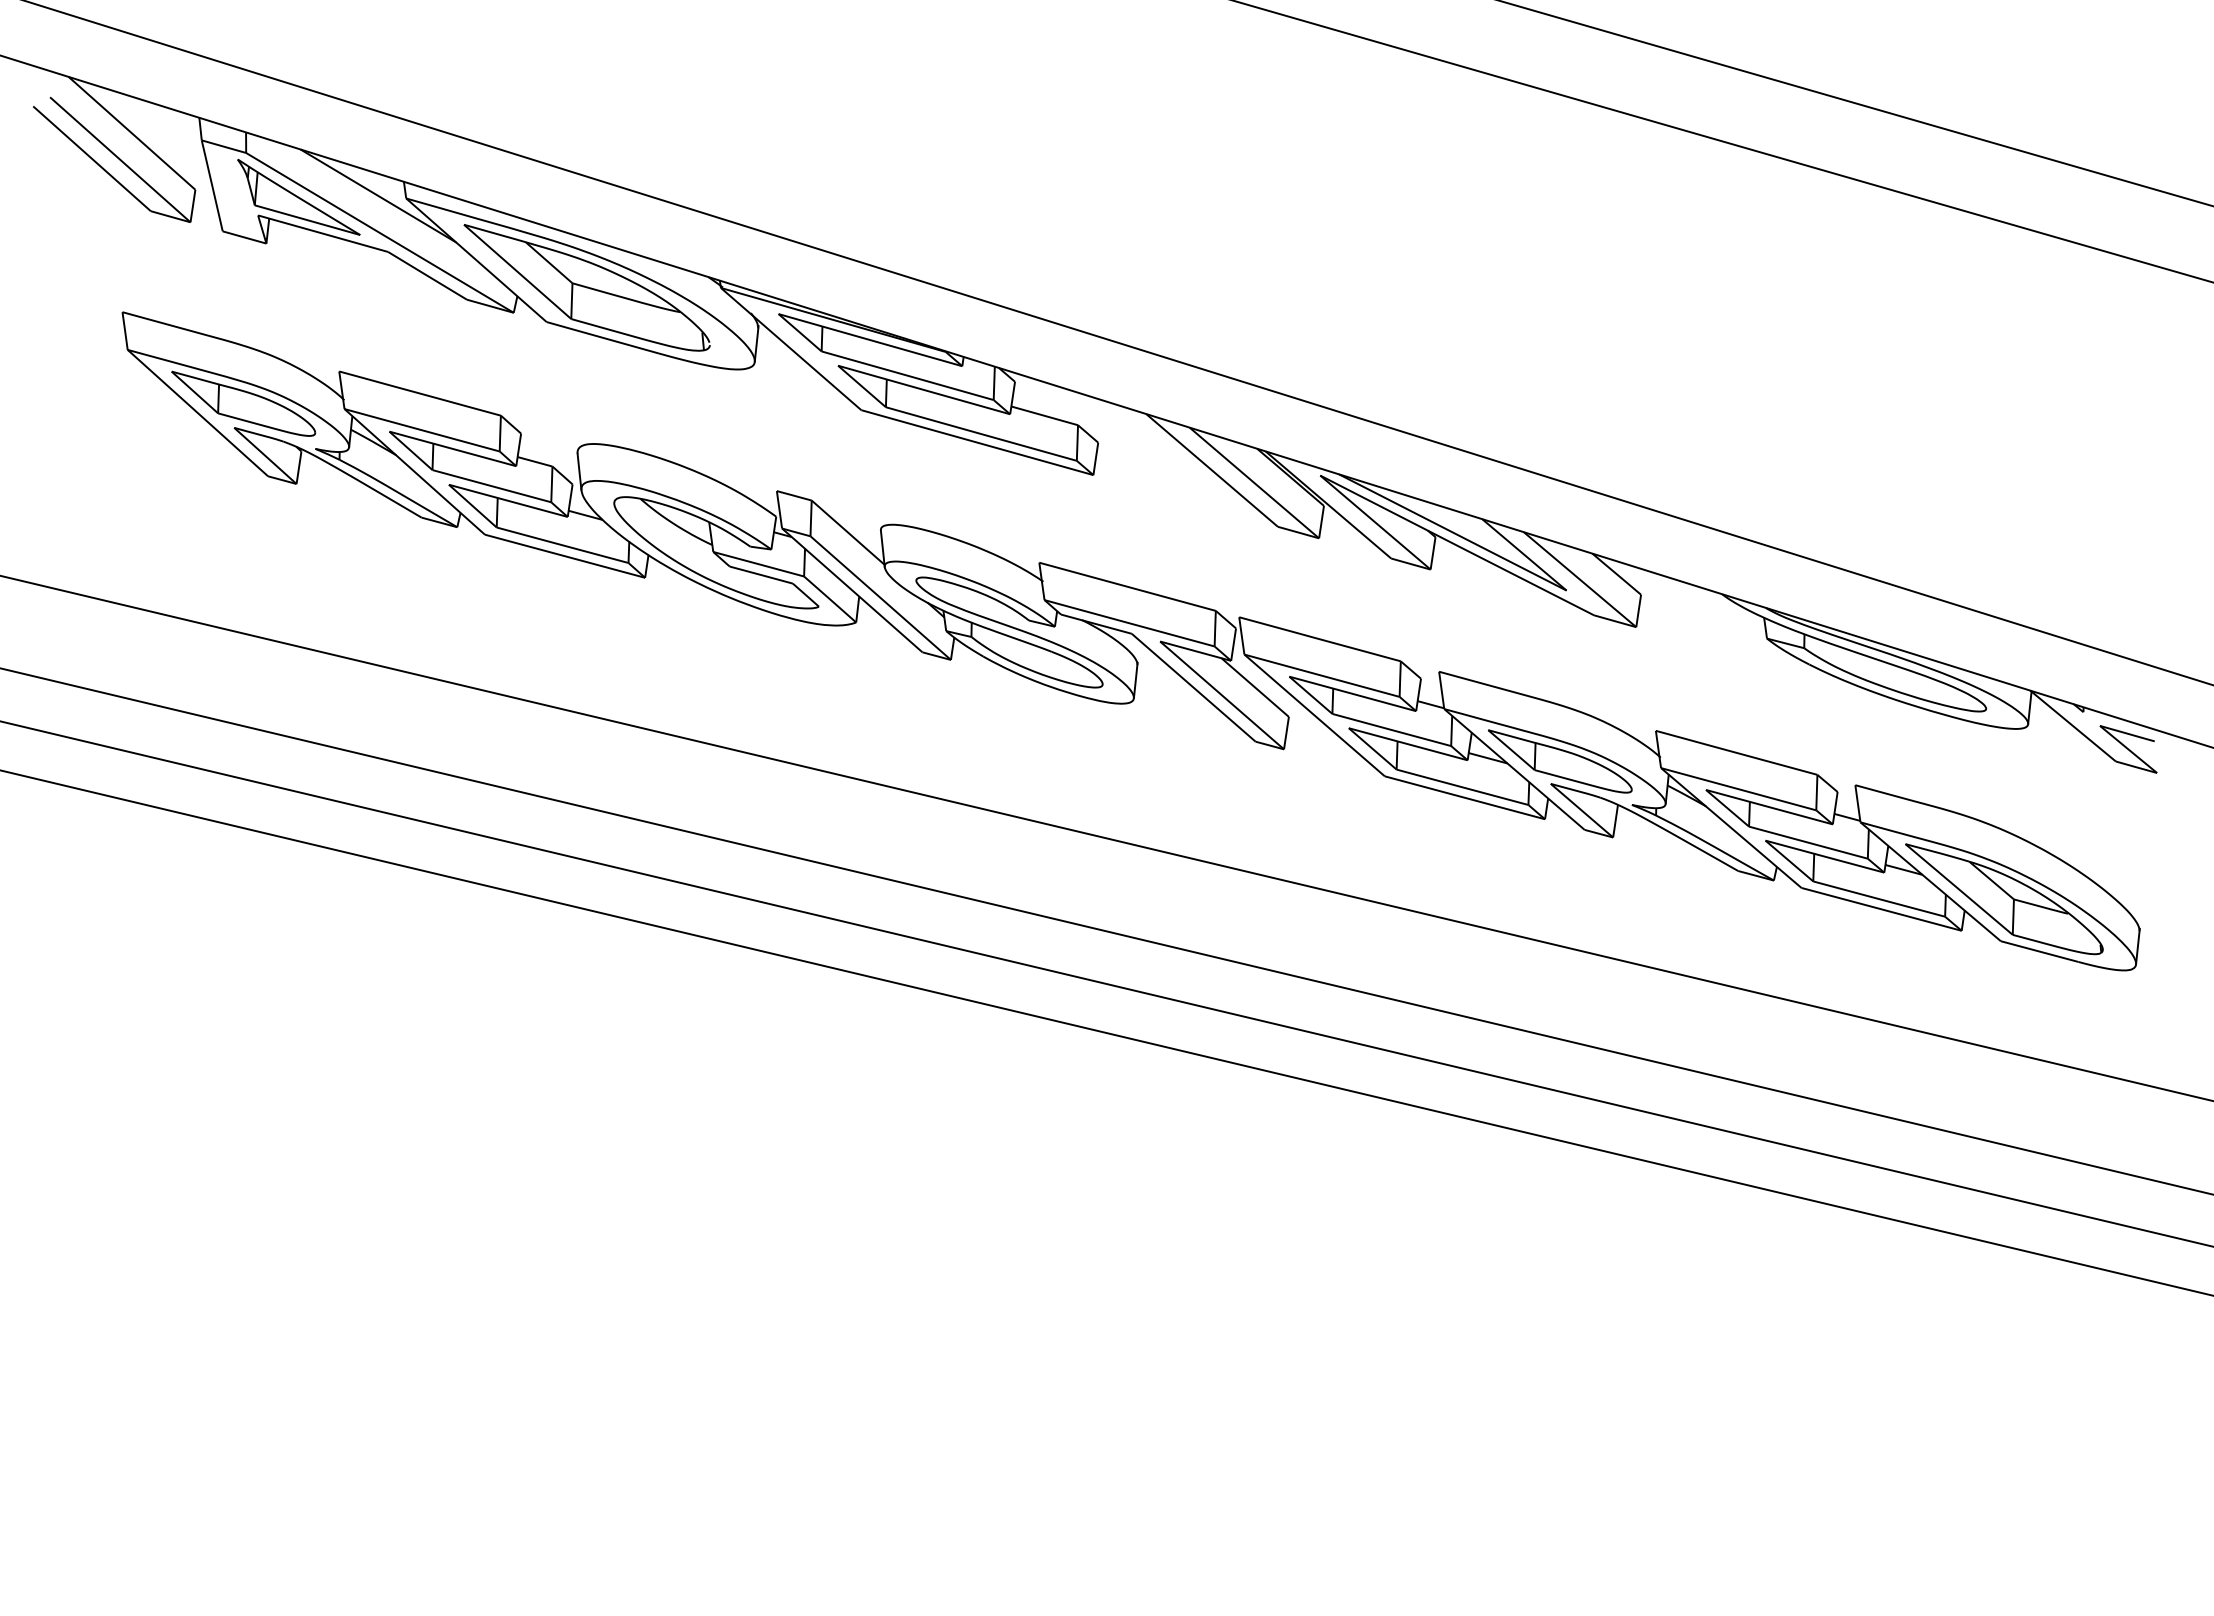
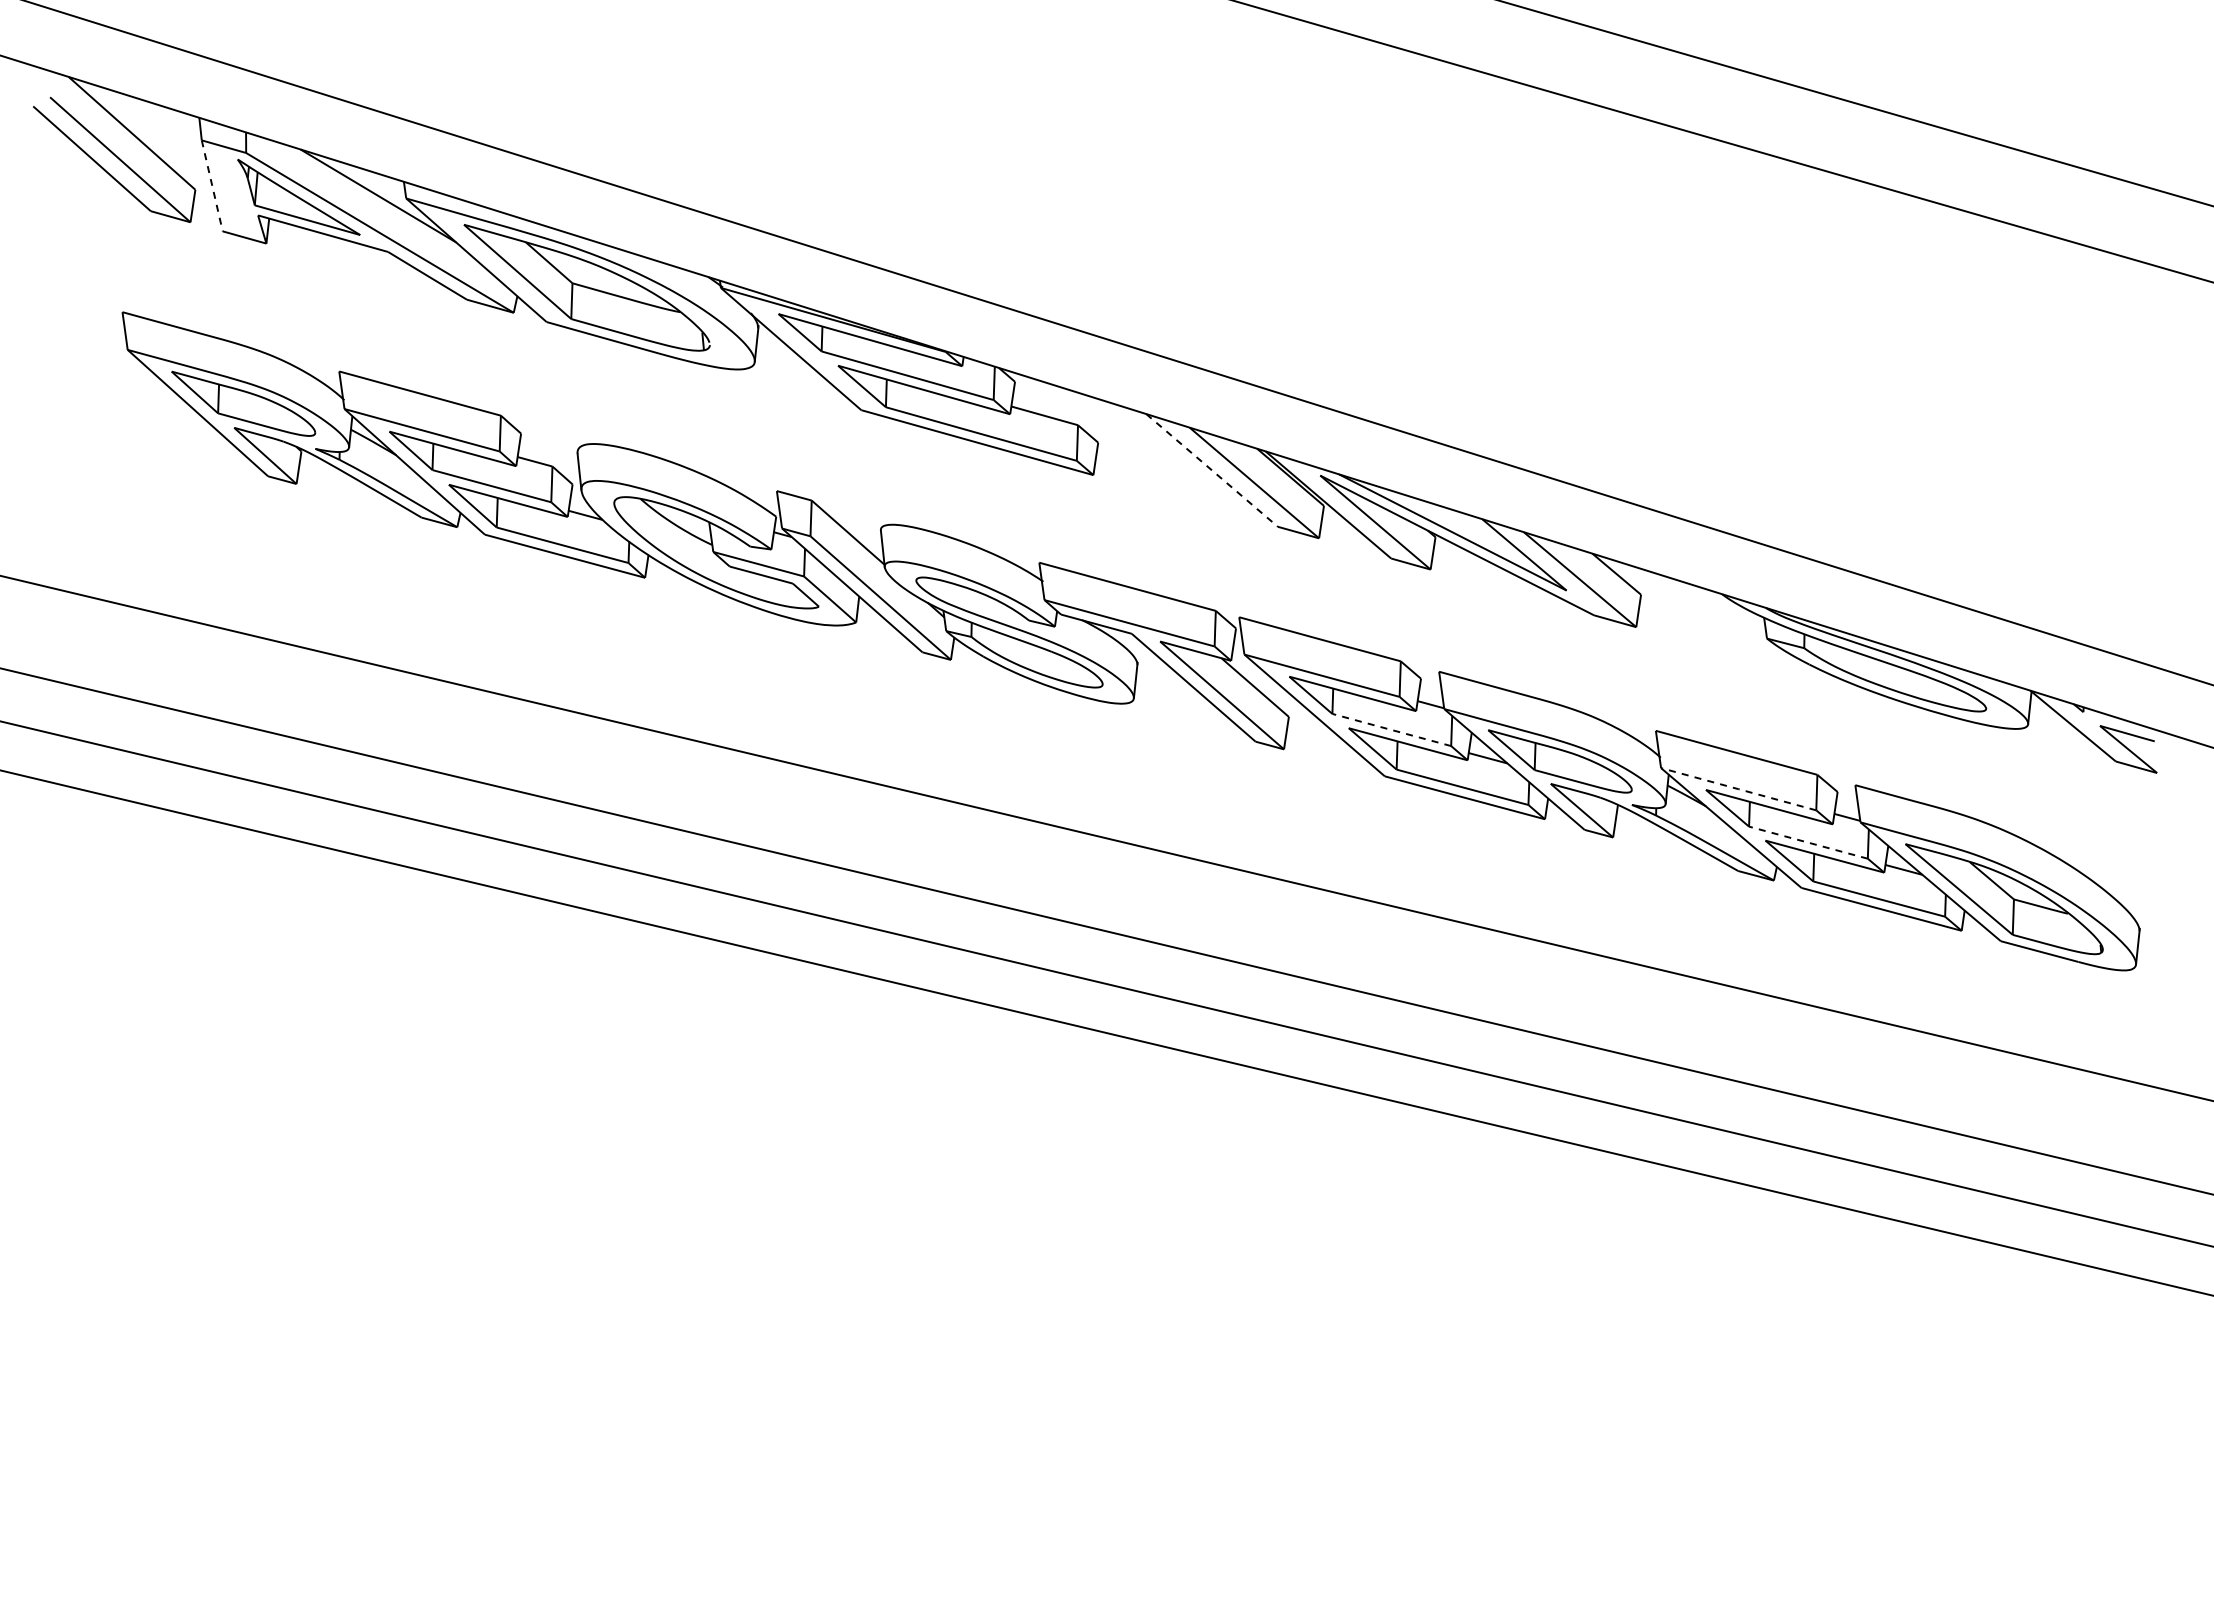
line: solid -> dashed (212, 185)
line: solid -> dashed (1212, 470)
line: solid -> dashed (1391, 730)
line: solid -> dashed (1738, 789)
line: solid -> dashed (1808, 842)
